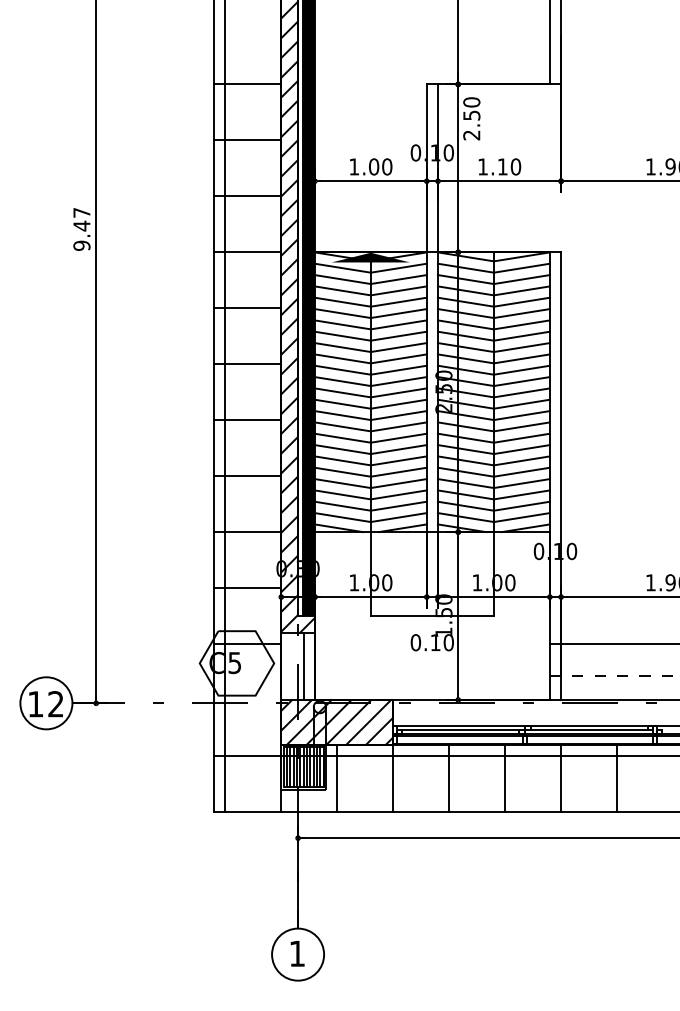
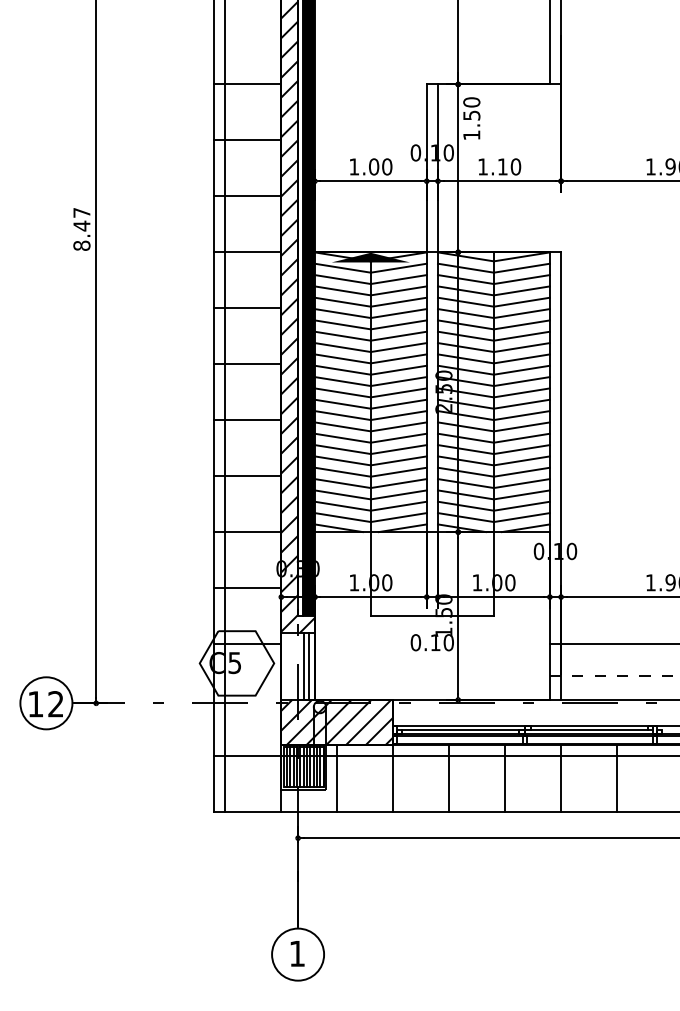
text: 2.50 -> 1.50 (471, 135)
text: 9.47 -> 8.47 (81, 245)
line: none -> present (309, 665)
